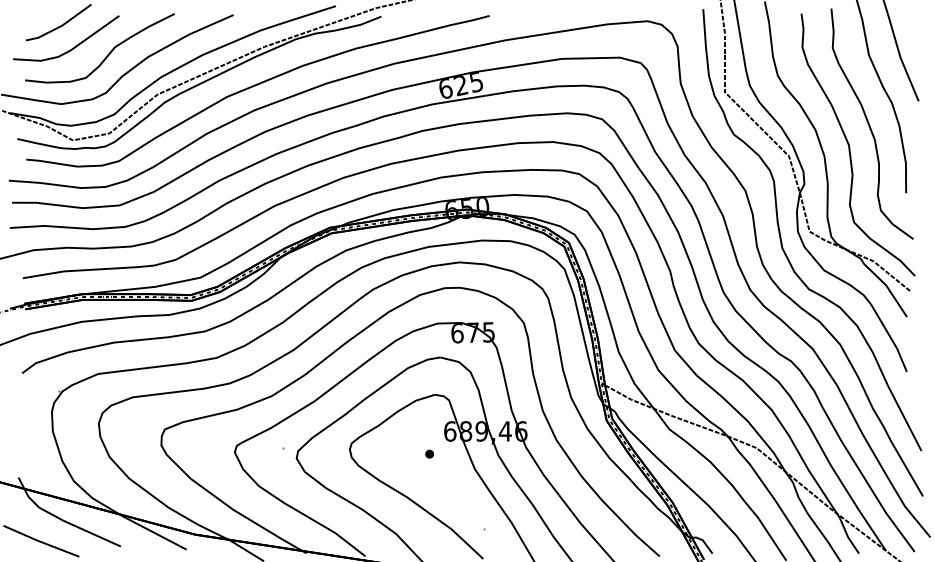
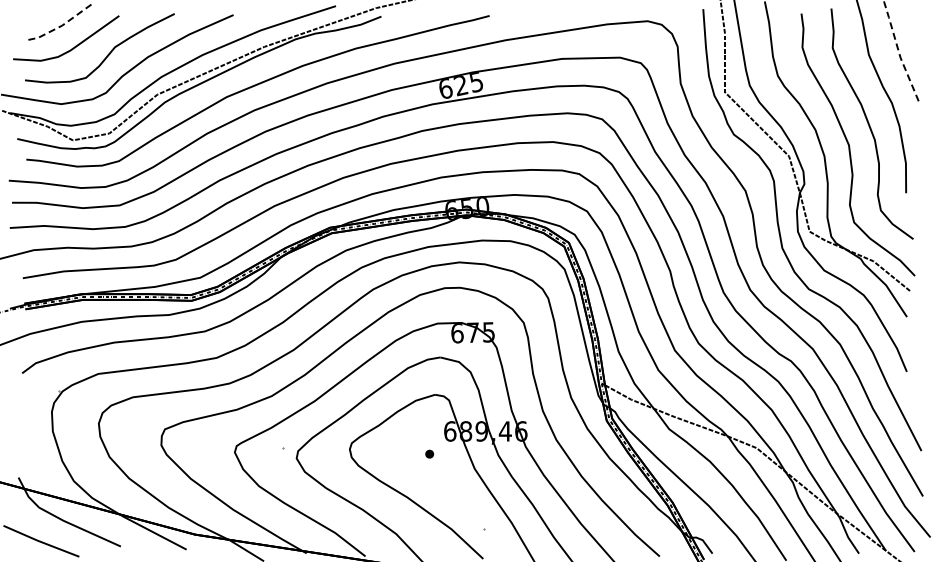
line: solid -> dashed (60, 26)
line: solid -> dashed (898, 51)
